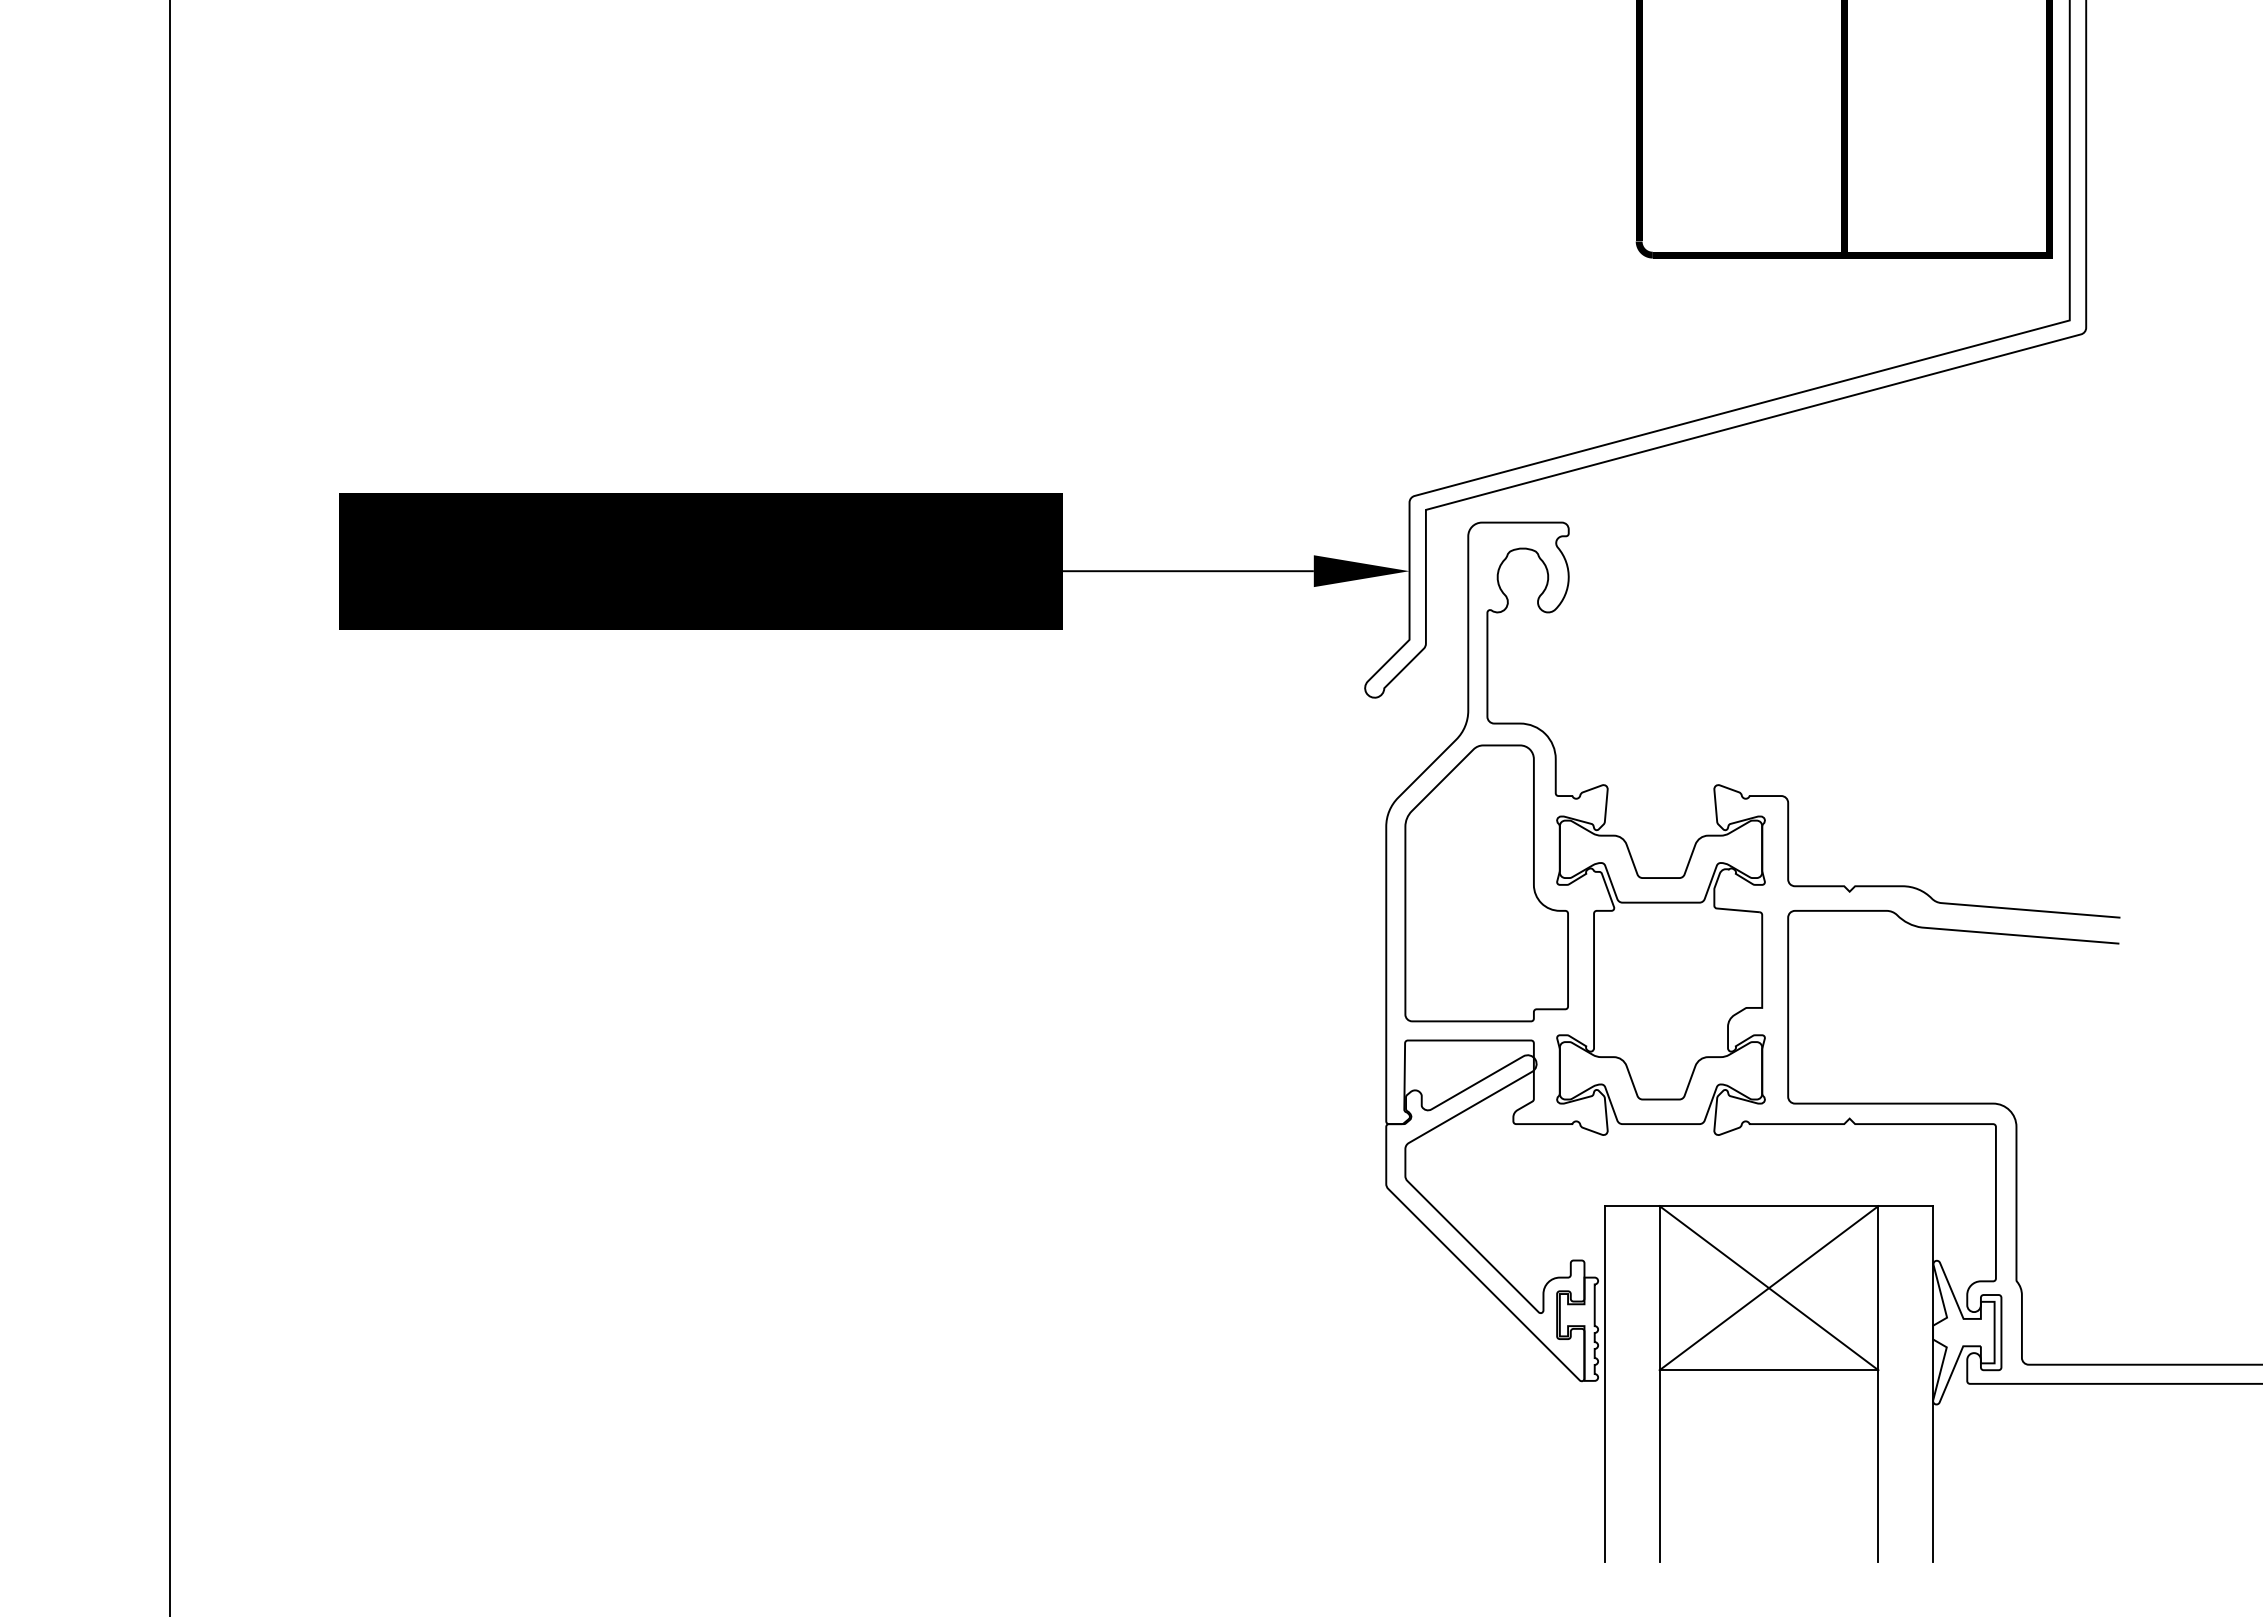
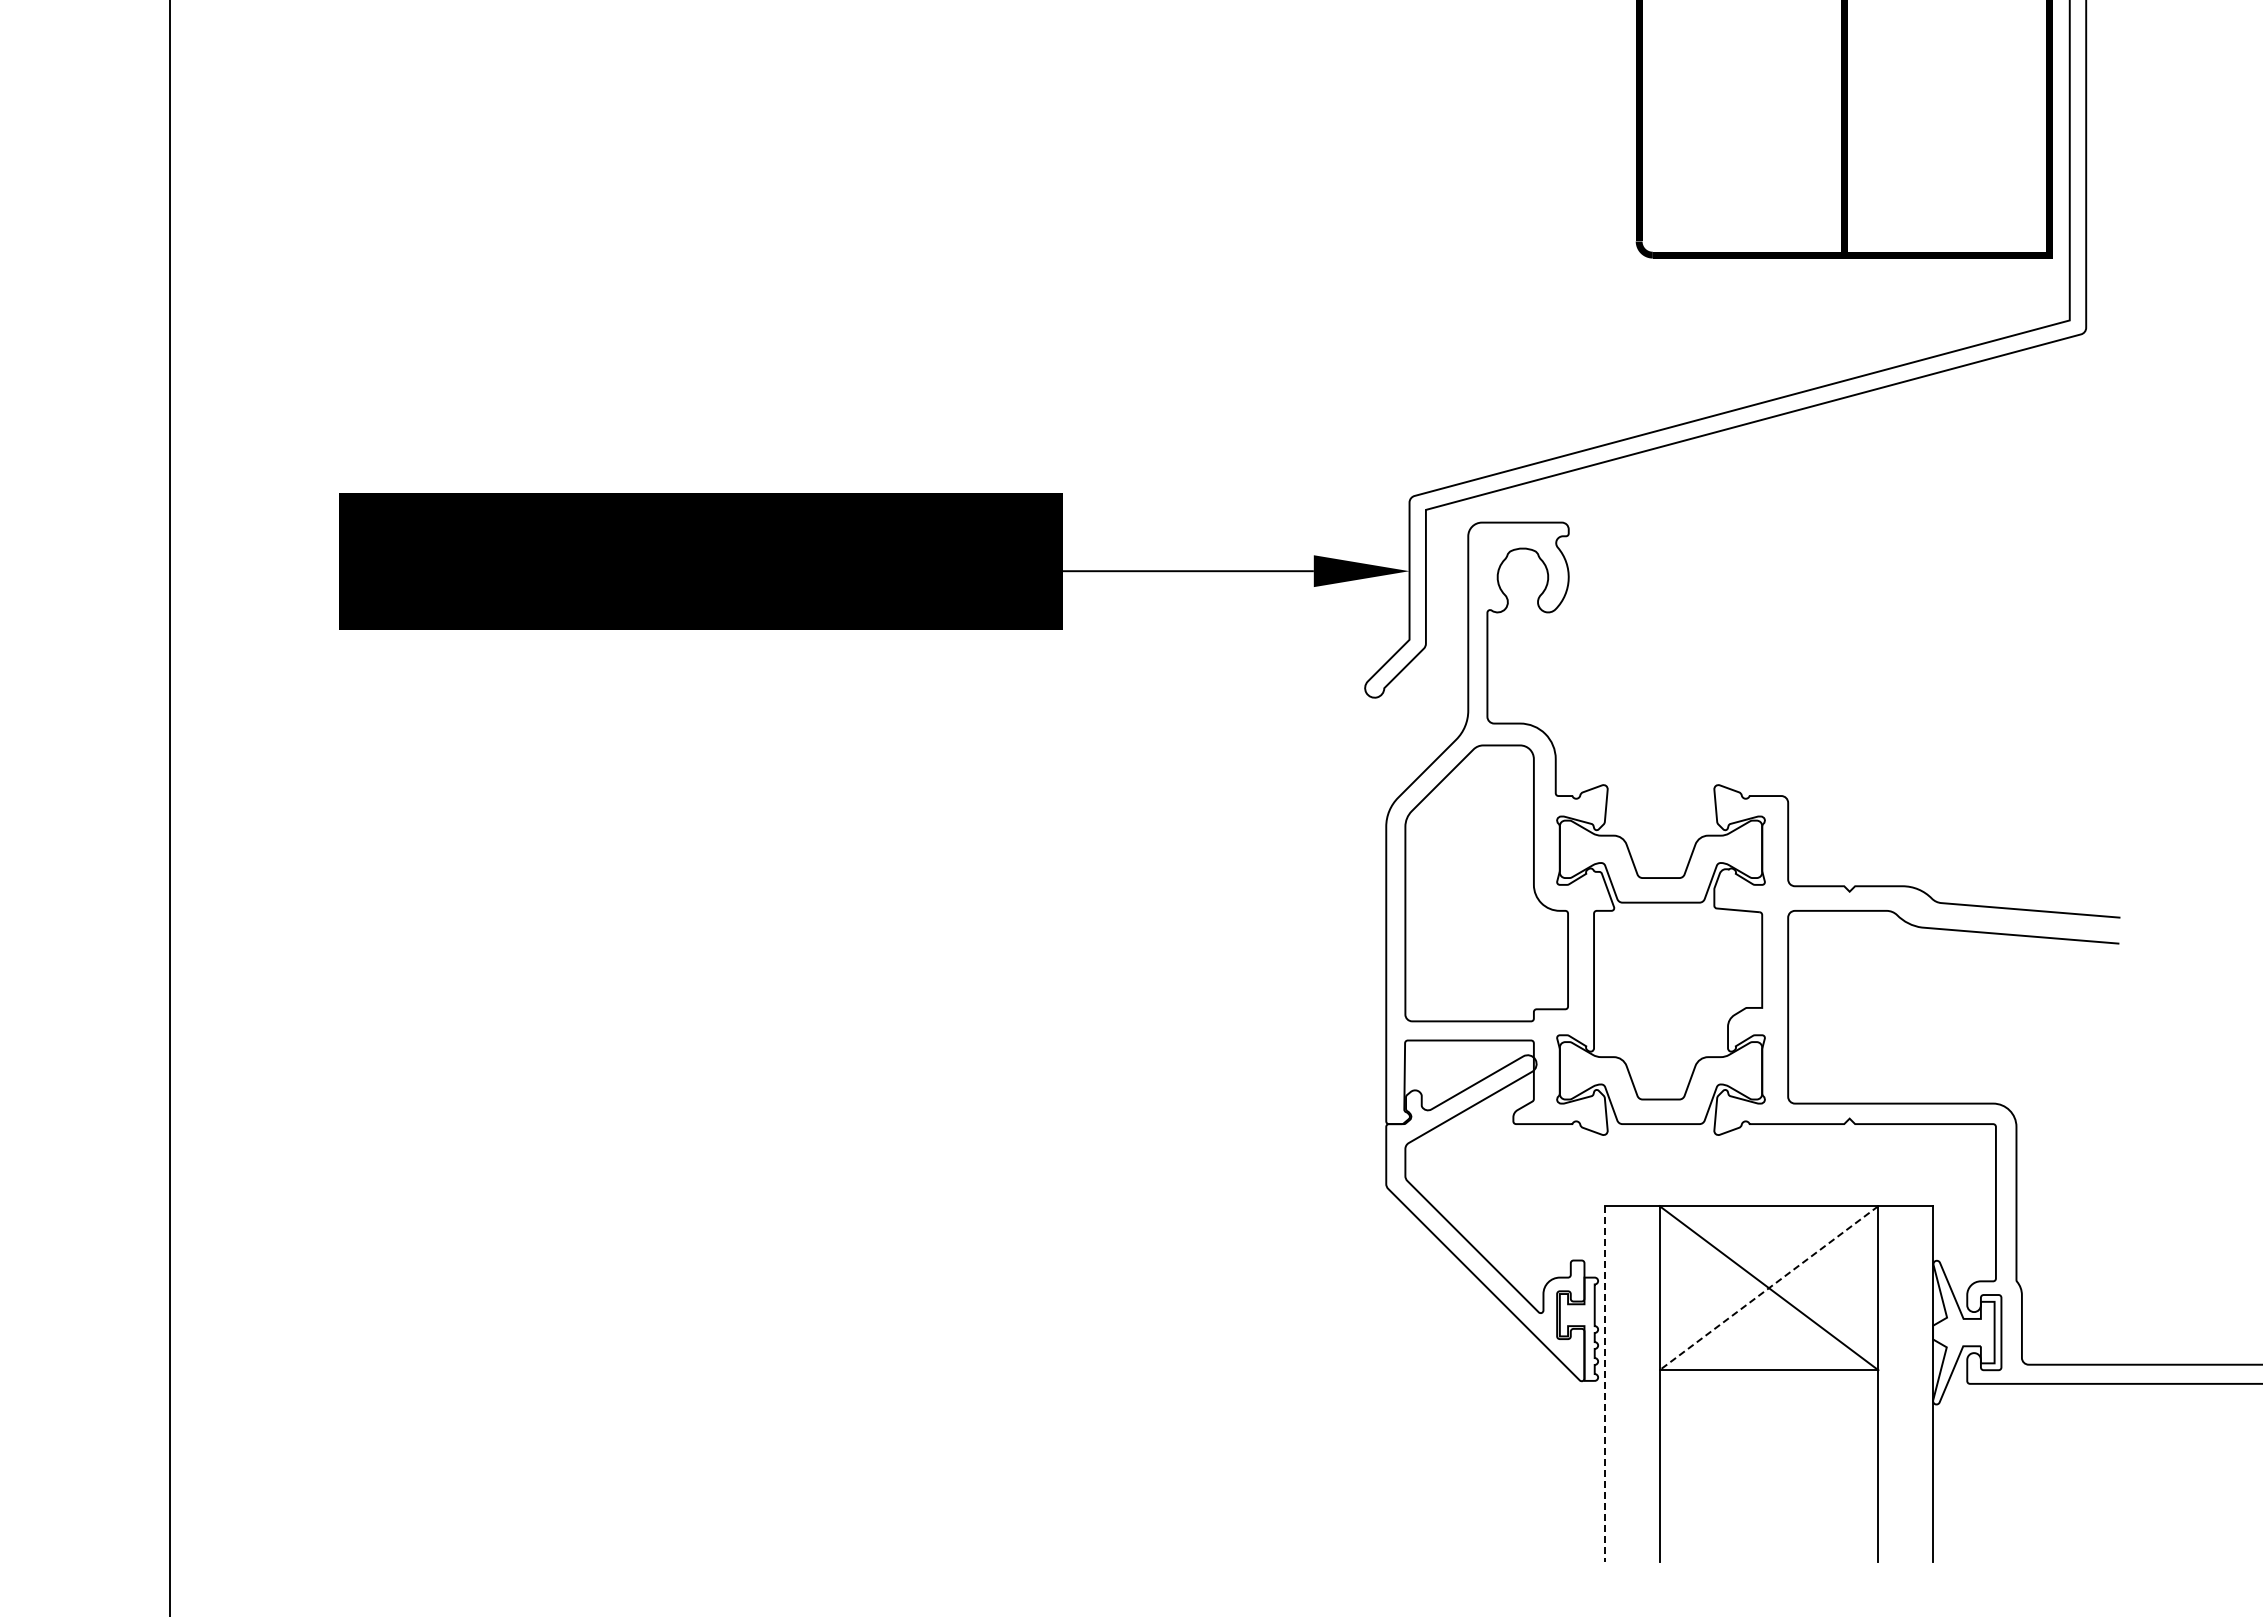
line: solid -> dashed (1769, 1288)
line: solid -> dashed (1604, 1383)
